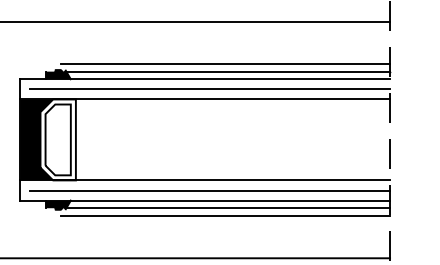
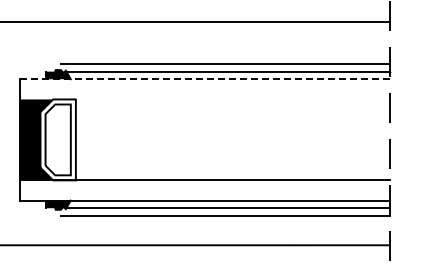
line: solid -> dashed (205, 79)
line: present -> none (210, 89)
line: present -> none (205, 99)
line: present -> none (210, 190)
line position: (196, 258) -> (196, 245) (196, 245)
